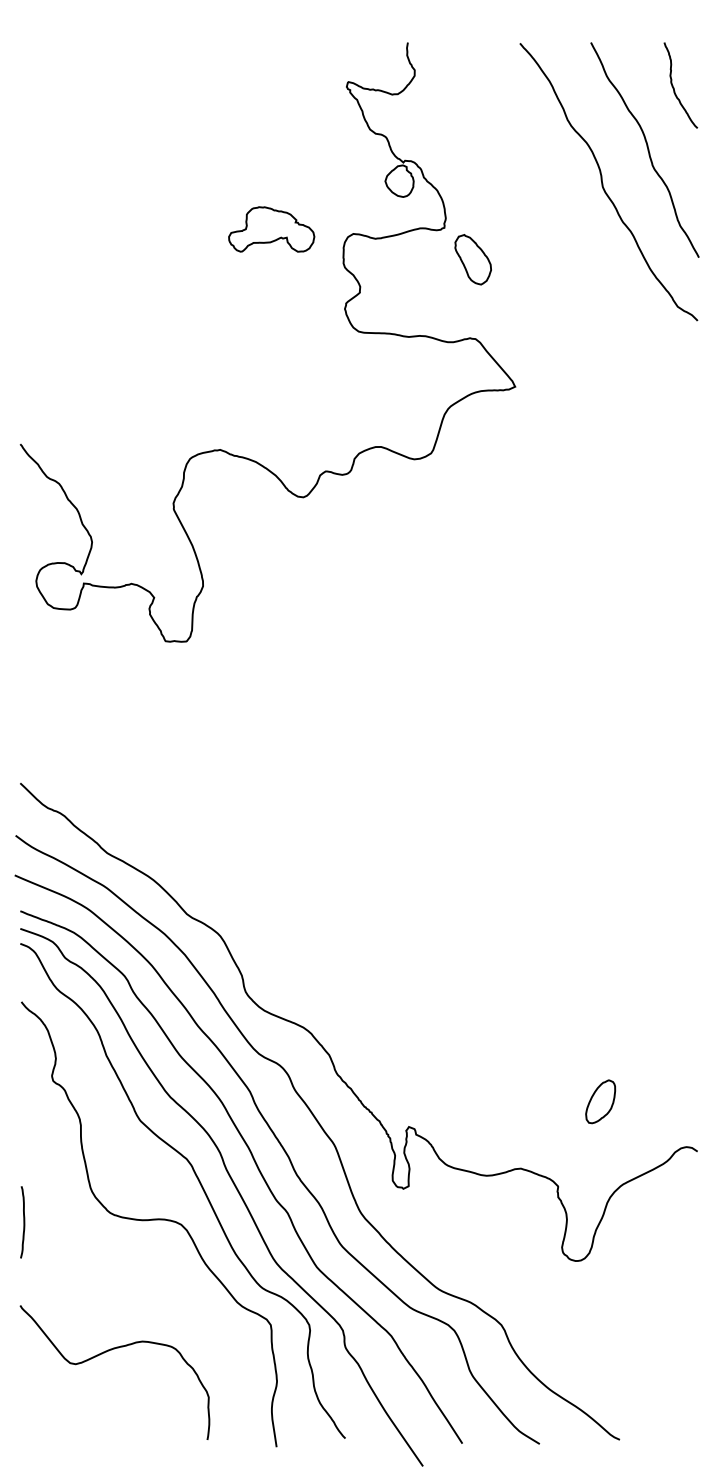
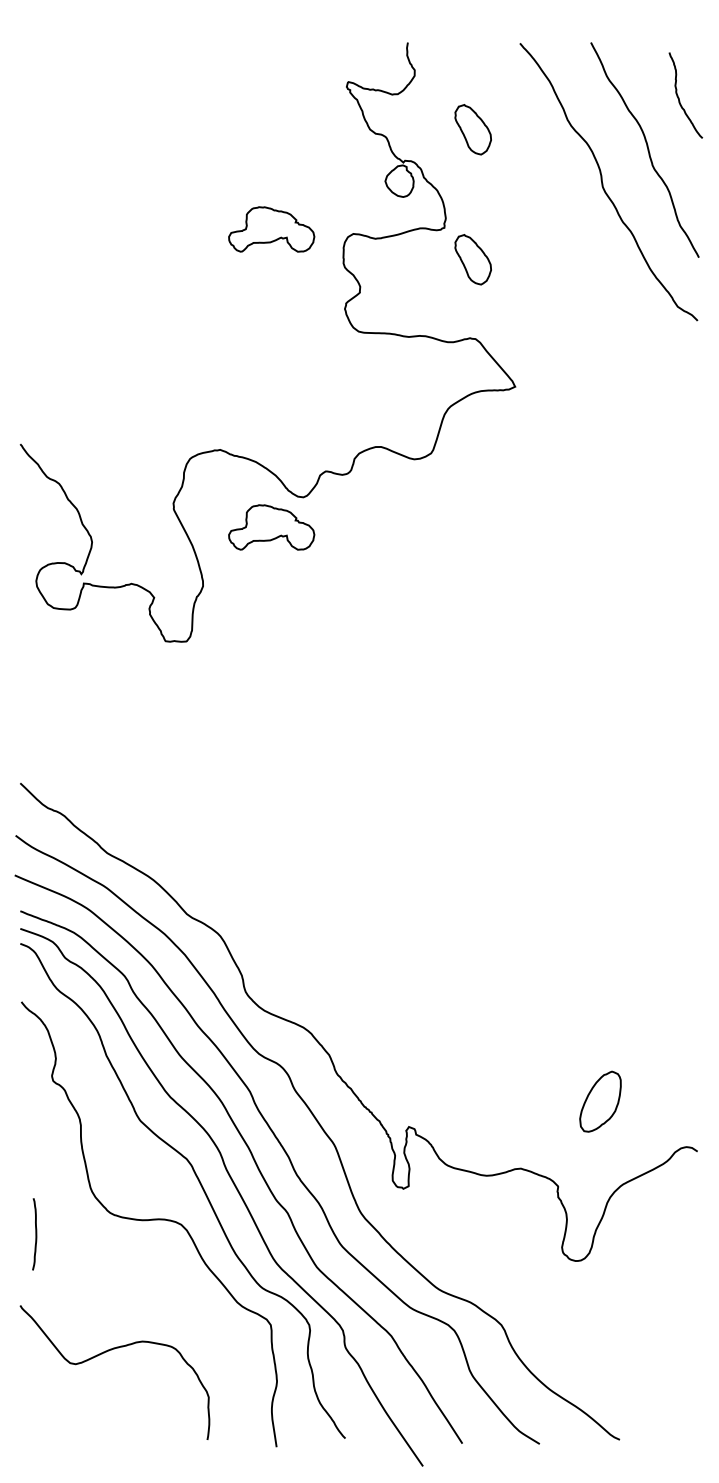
curve position: (674, 87) -> (679, 97) (679, 97)
part: none -> present (472, 129)
part: none -> present (271, 527)
part size: 32x46 px -> 43x63 px (600, 1101)
curve position: (23, 1222) -> (35, 1234) (35, 1234)
